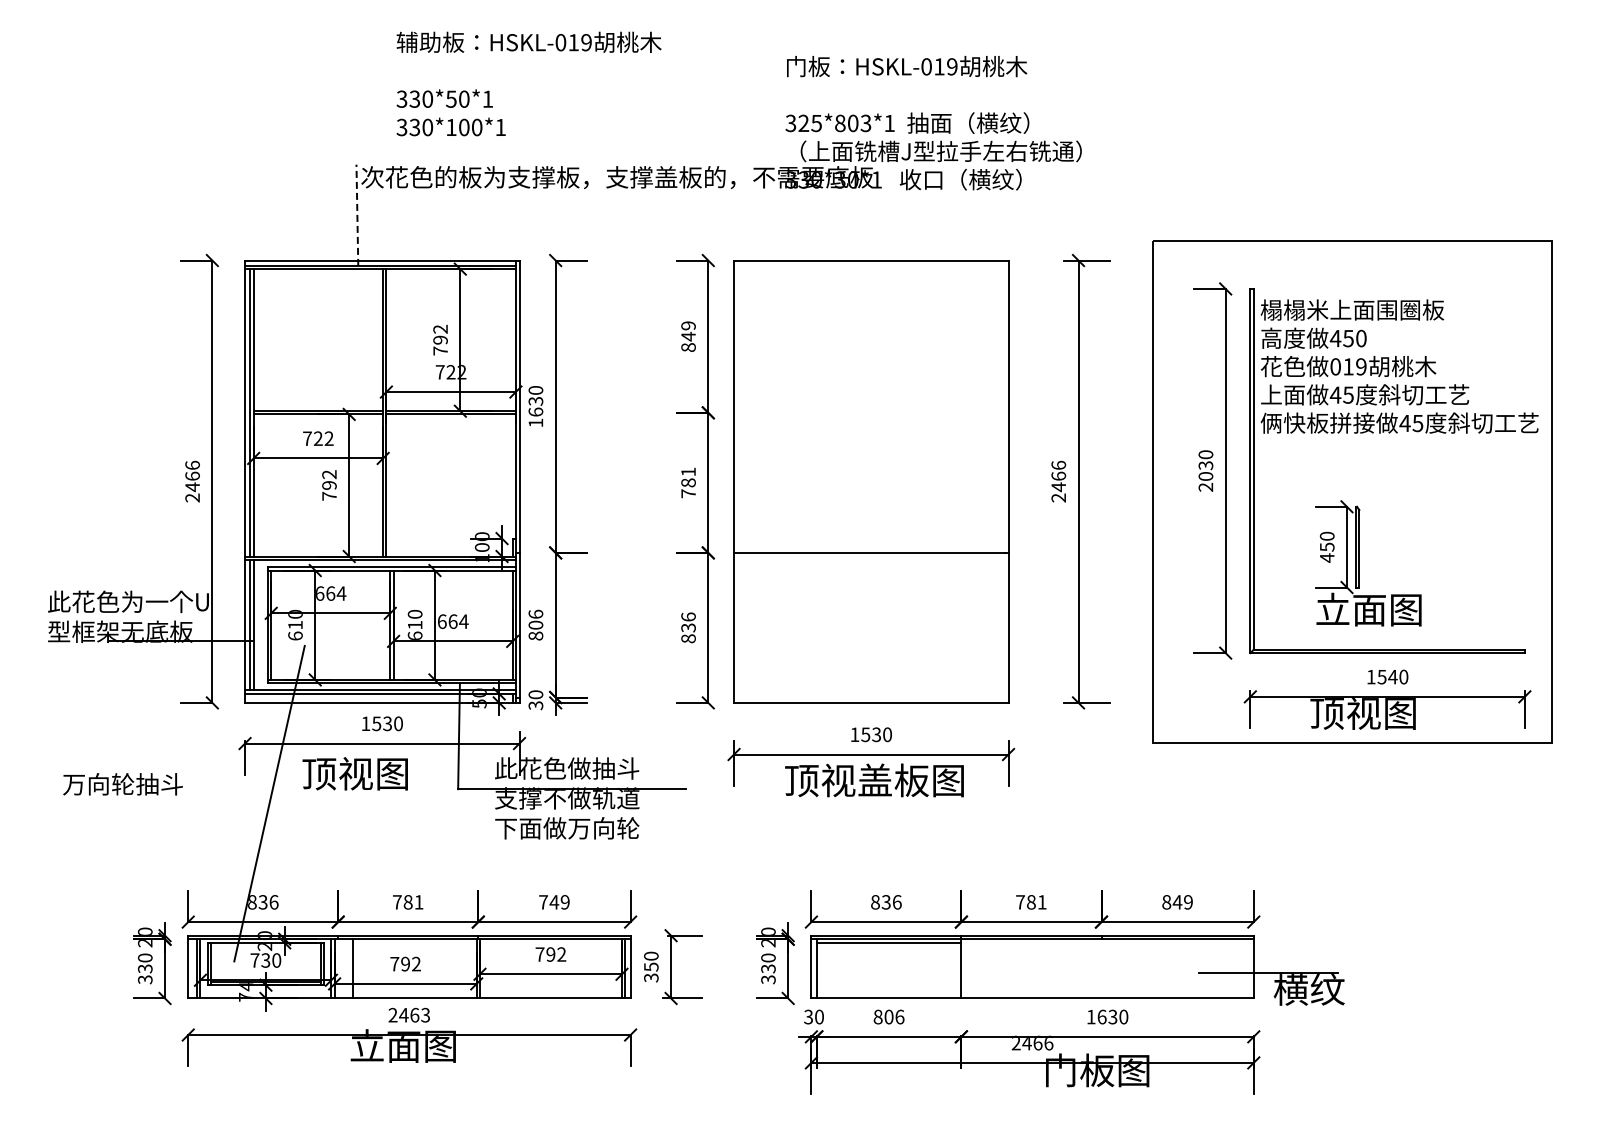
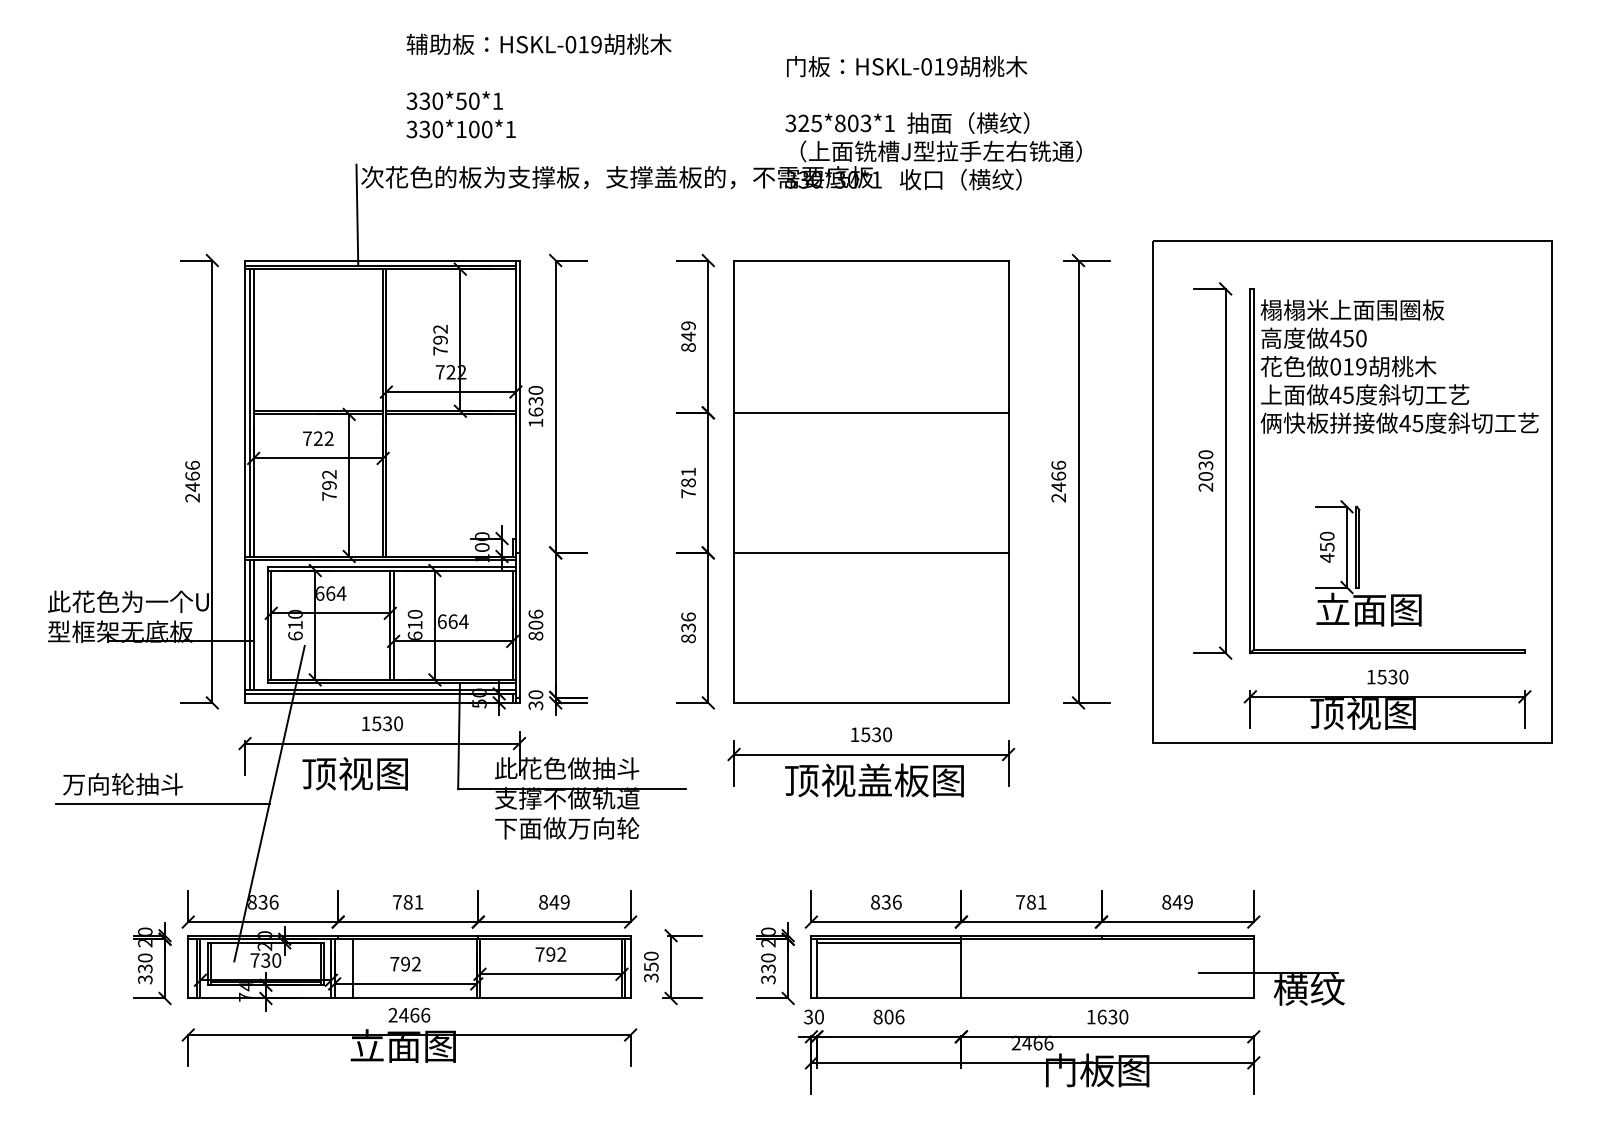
text position: (528, 83) -> (538, 85) (538, 85)
line: dashed -> solid (357, 215)
line: none -> present (871, 412)
text: 1540 -> 1530 (1392, 676)
line: none -> present (162, 803)
text: 749 -> 849 (543, 902)
text: 2463 -> 2466 (425, 1015)
